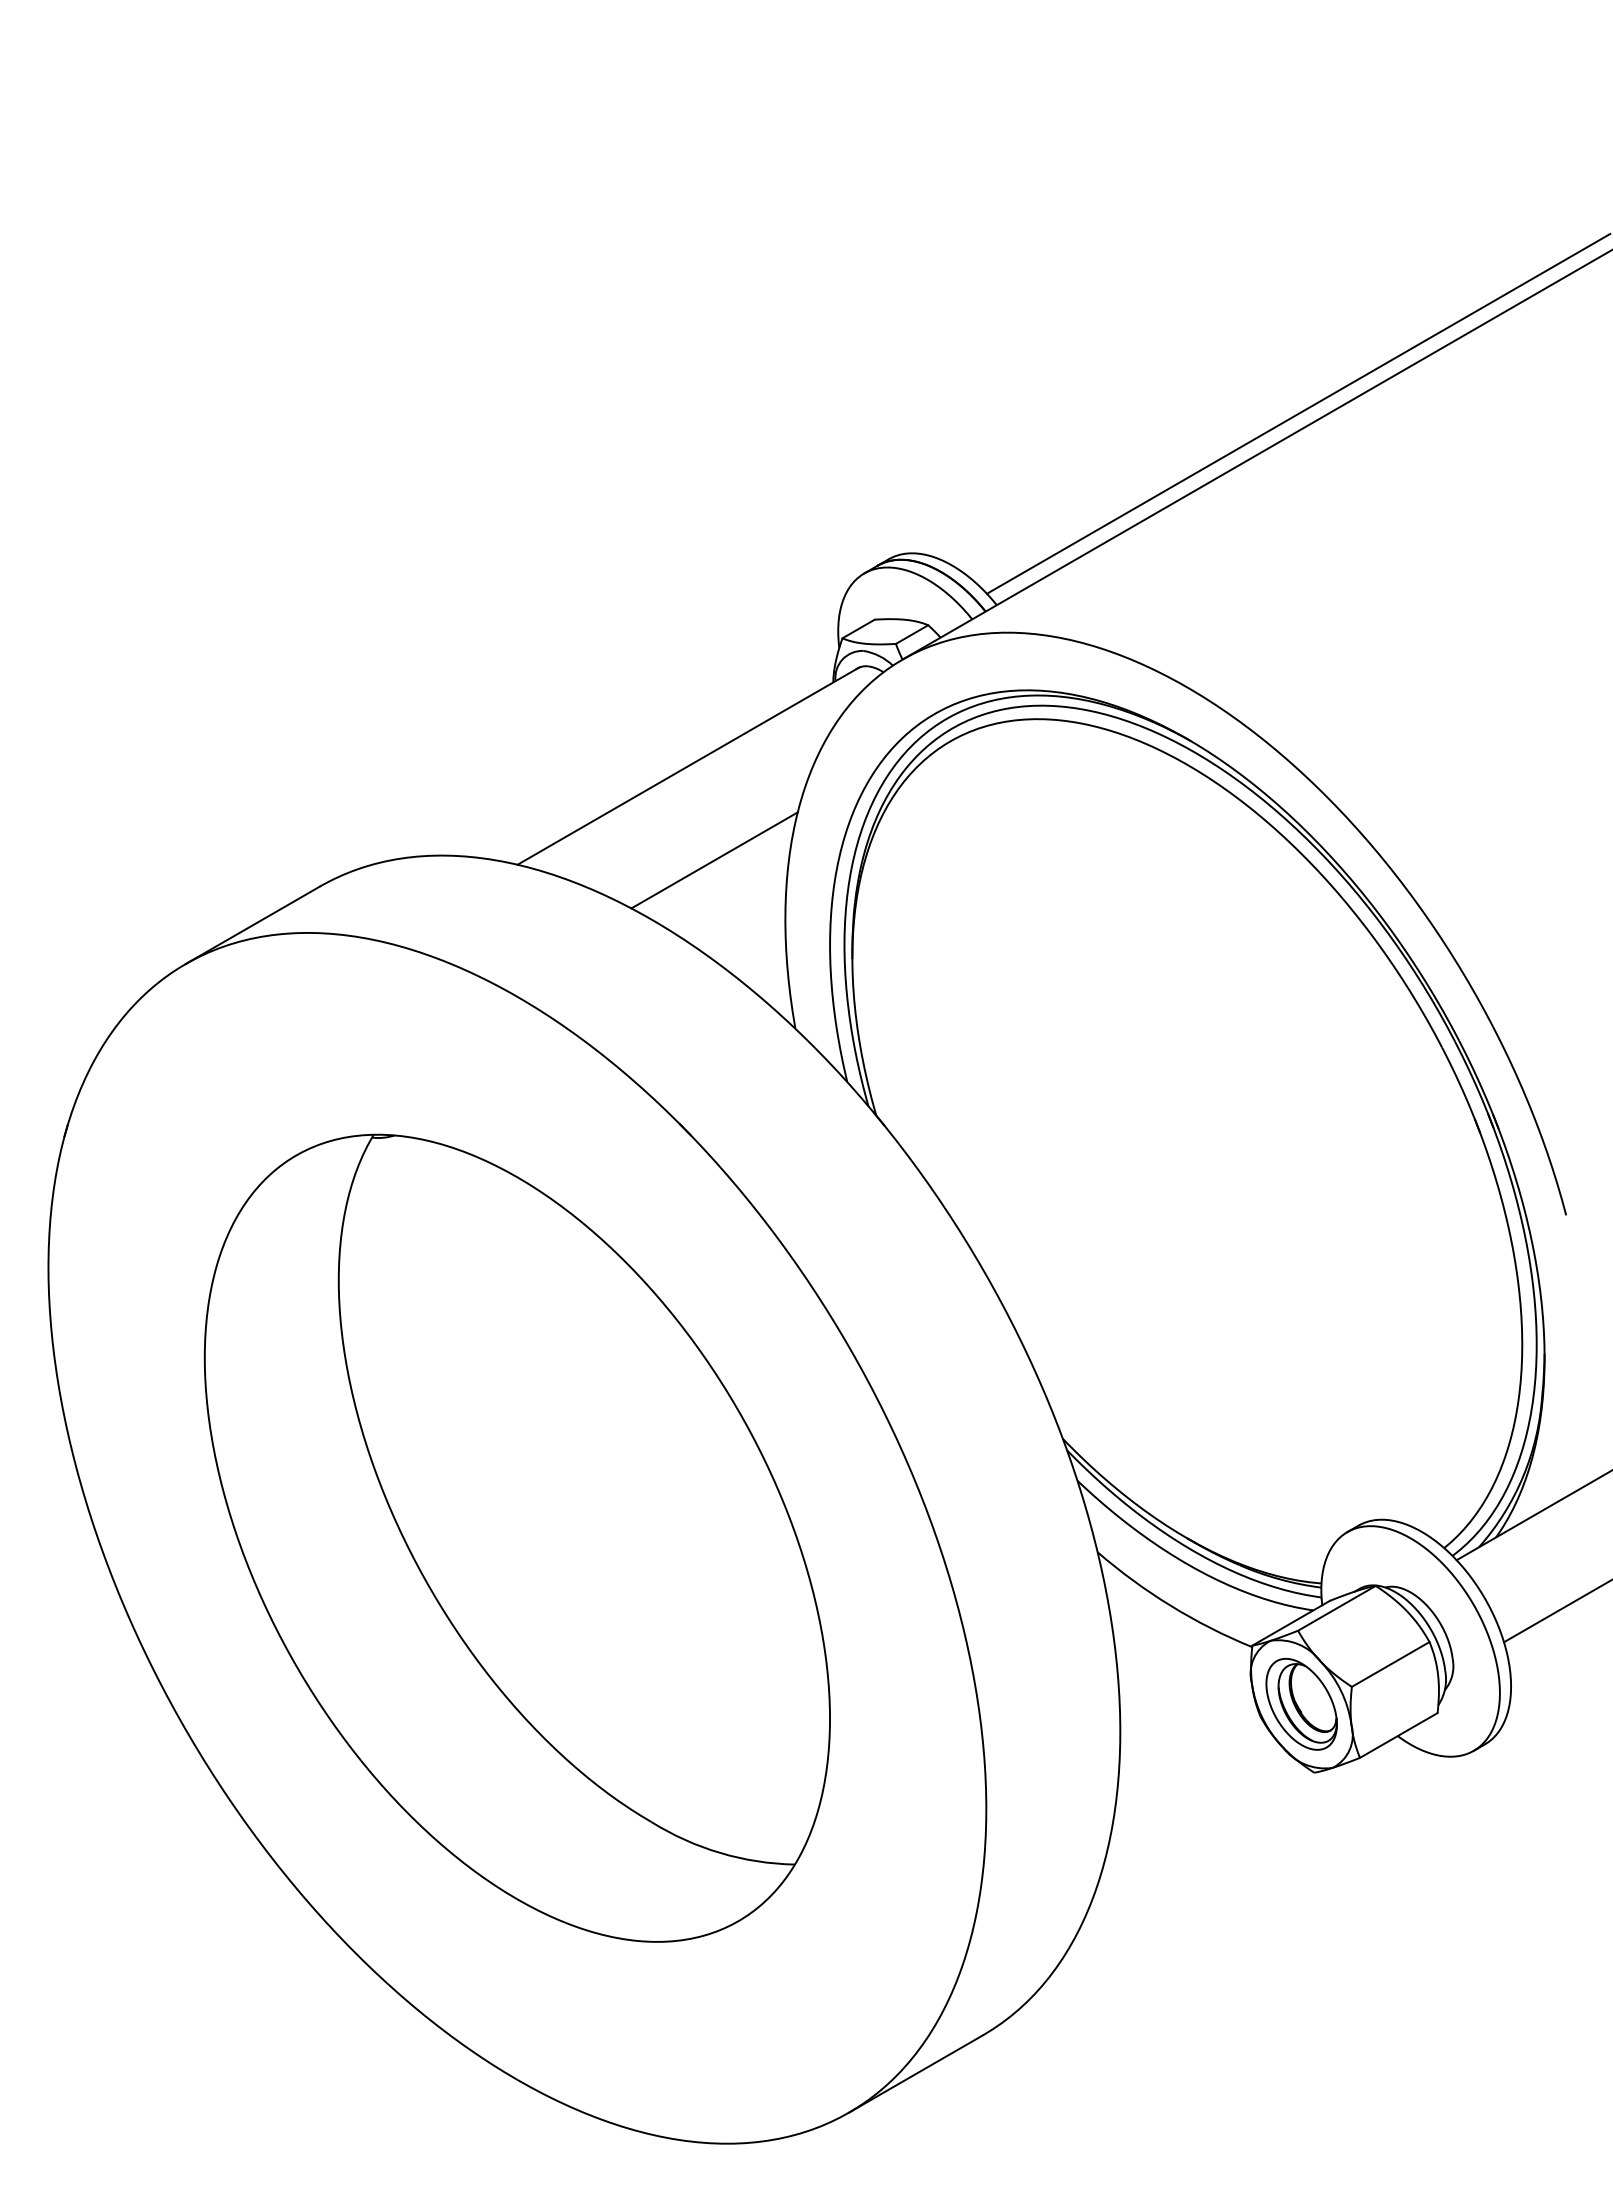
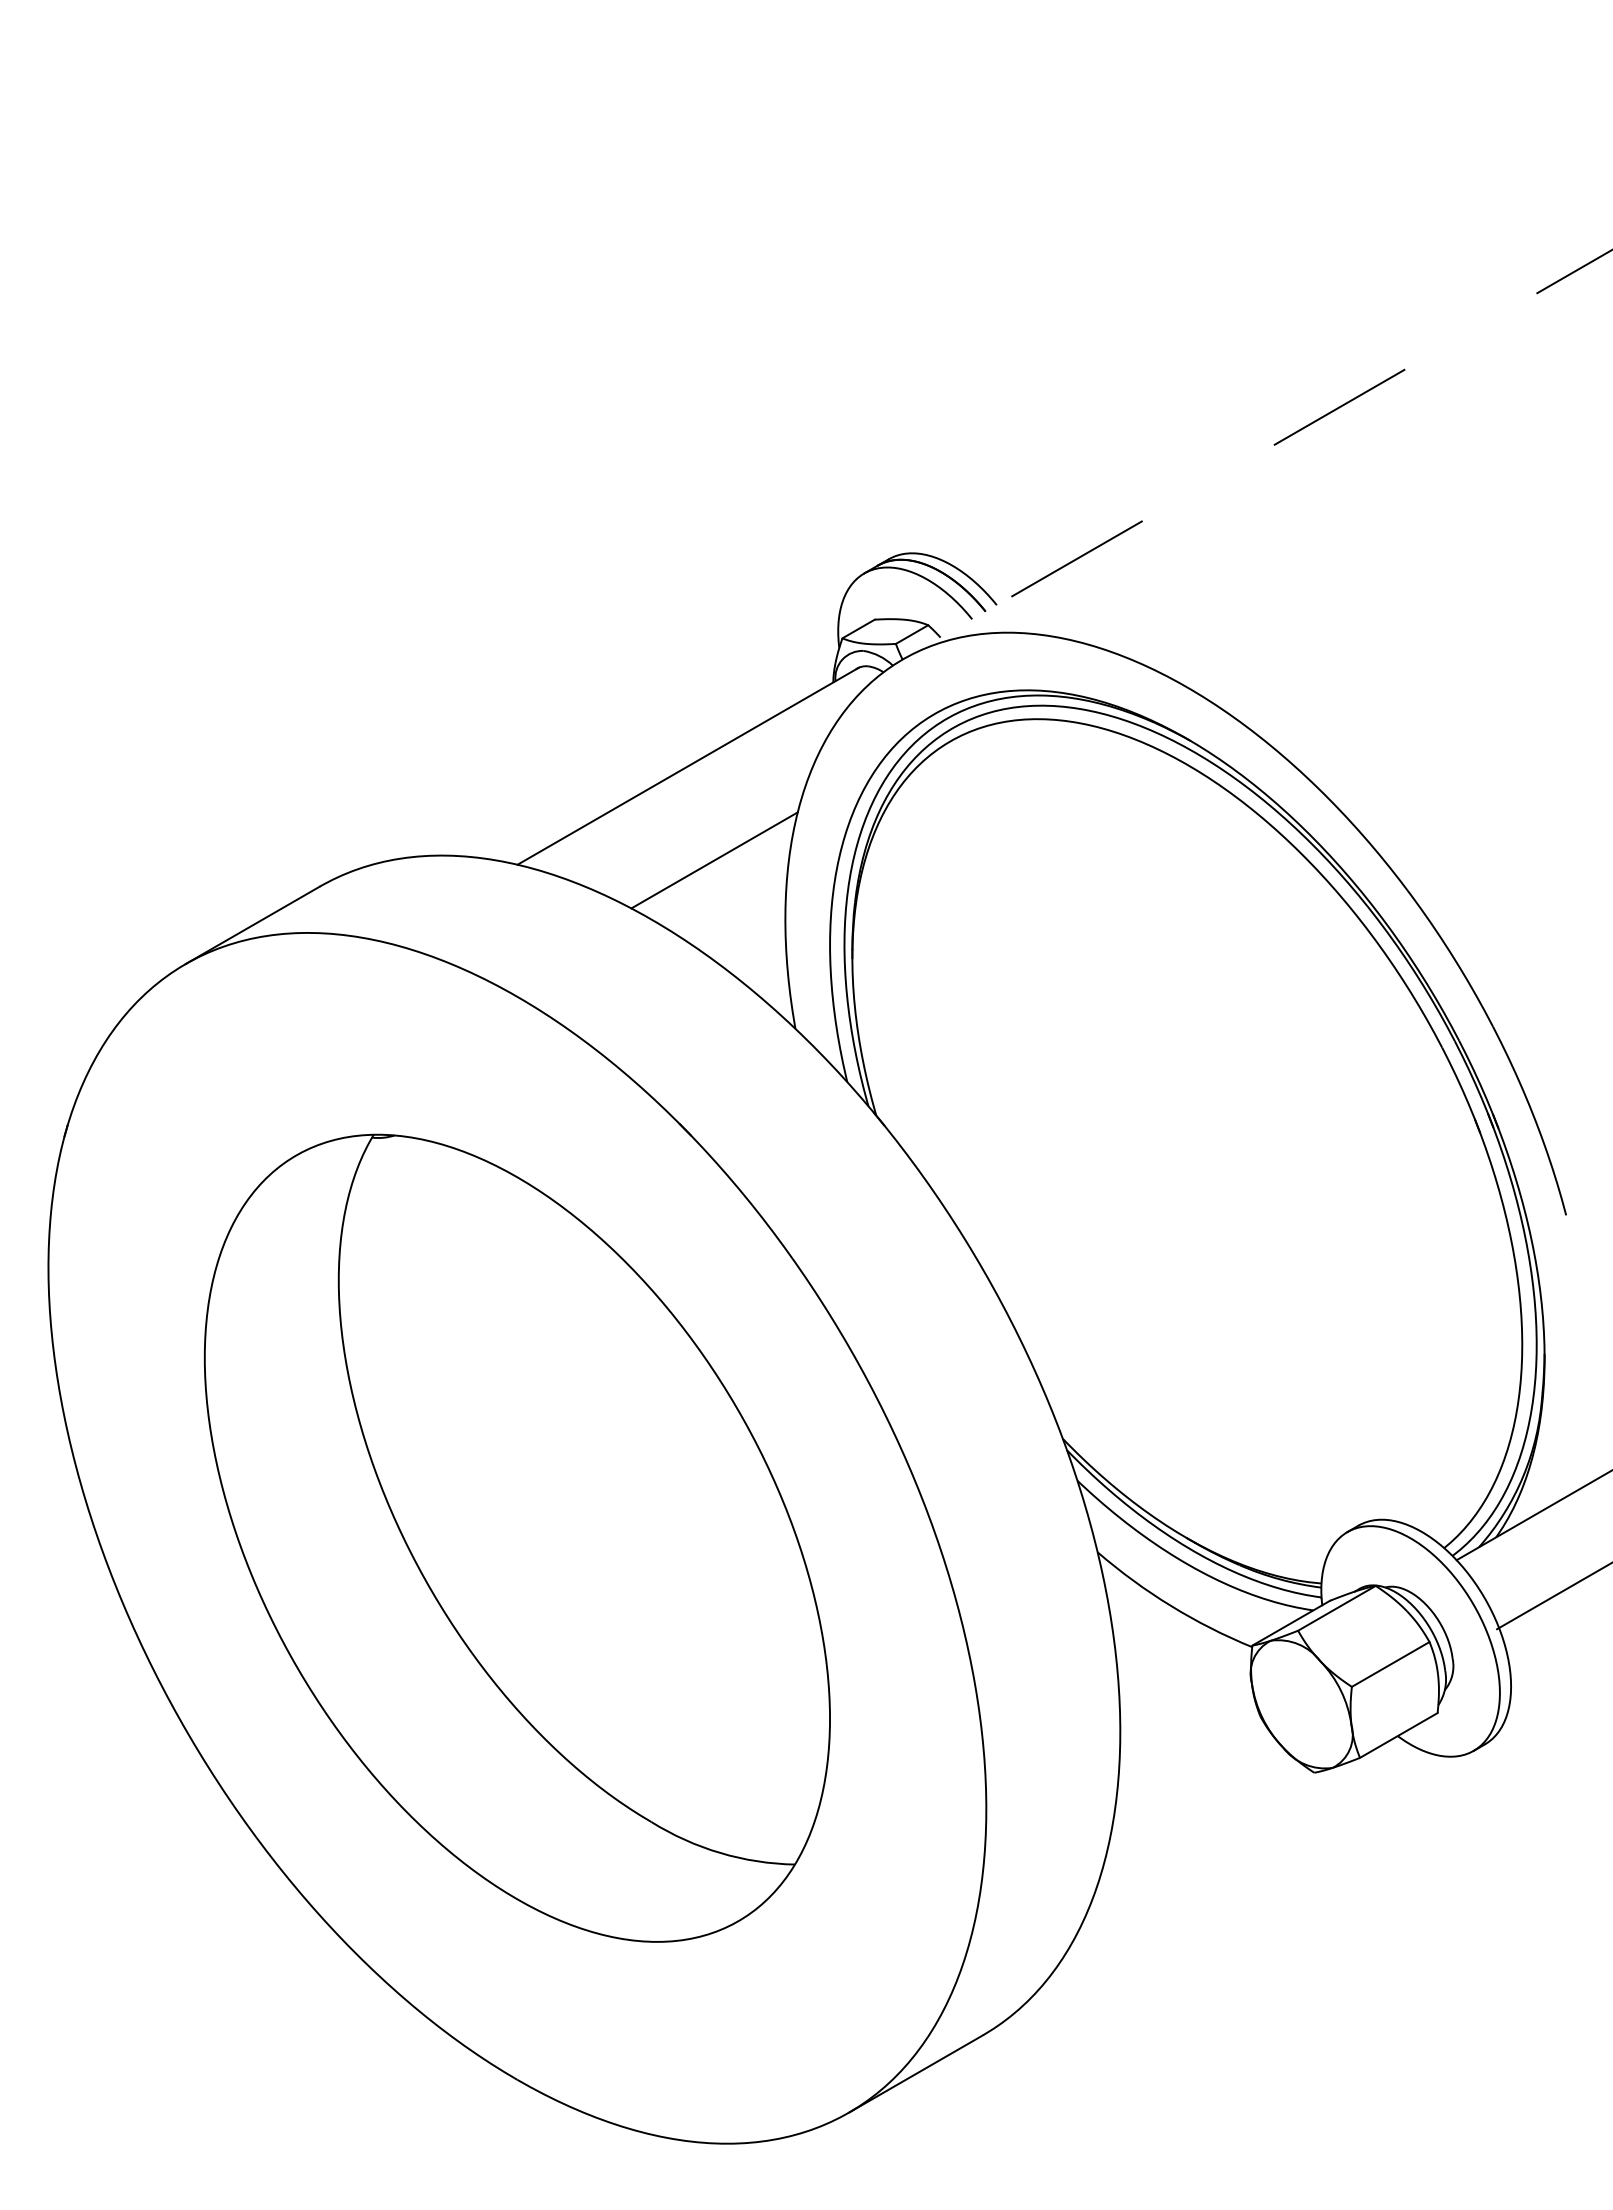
line: present -> none (1297, 413)
line: solid -> dashed (1257, 454)
line position: (1556, 1611) -> (1553, 1596) (1553, 1596)
part: present -> none (1301, 1703)
